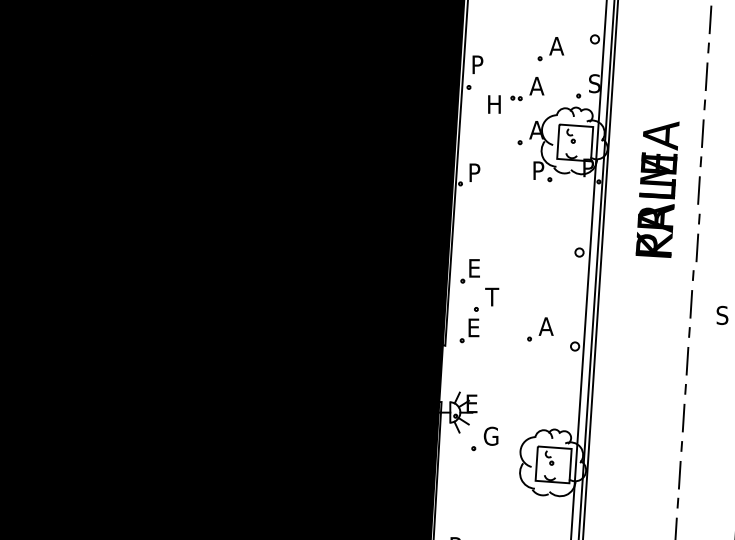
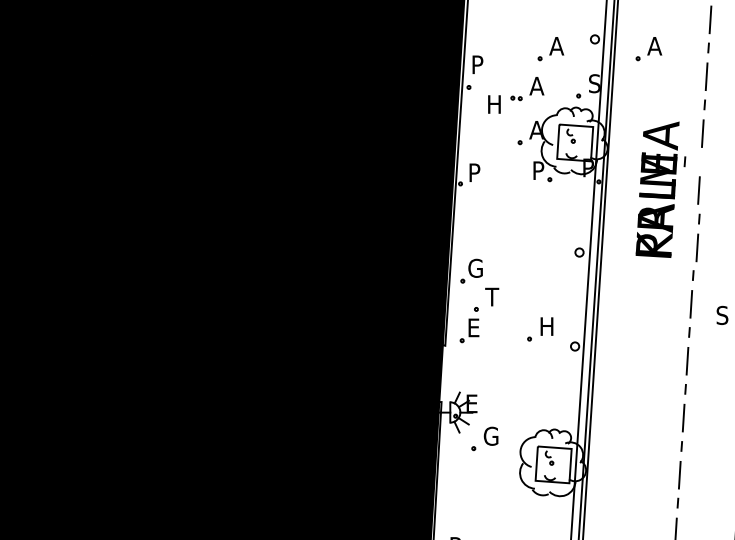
part: none -> present (648, 49)
line position: (700, 161) -> (684, 161) (684, 161)
text: E -> G (475, 267)
text: A -> H (545, 326)
